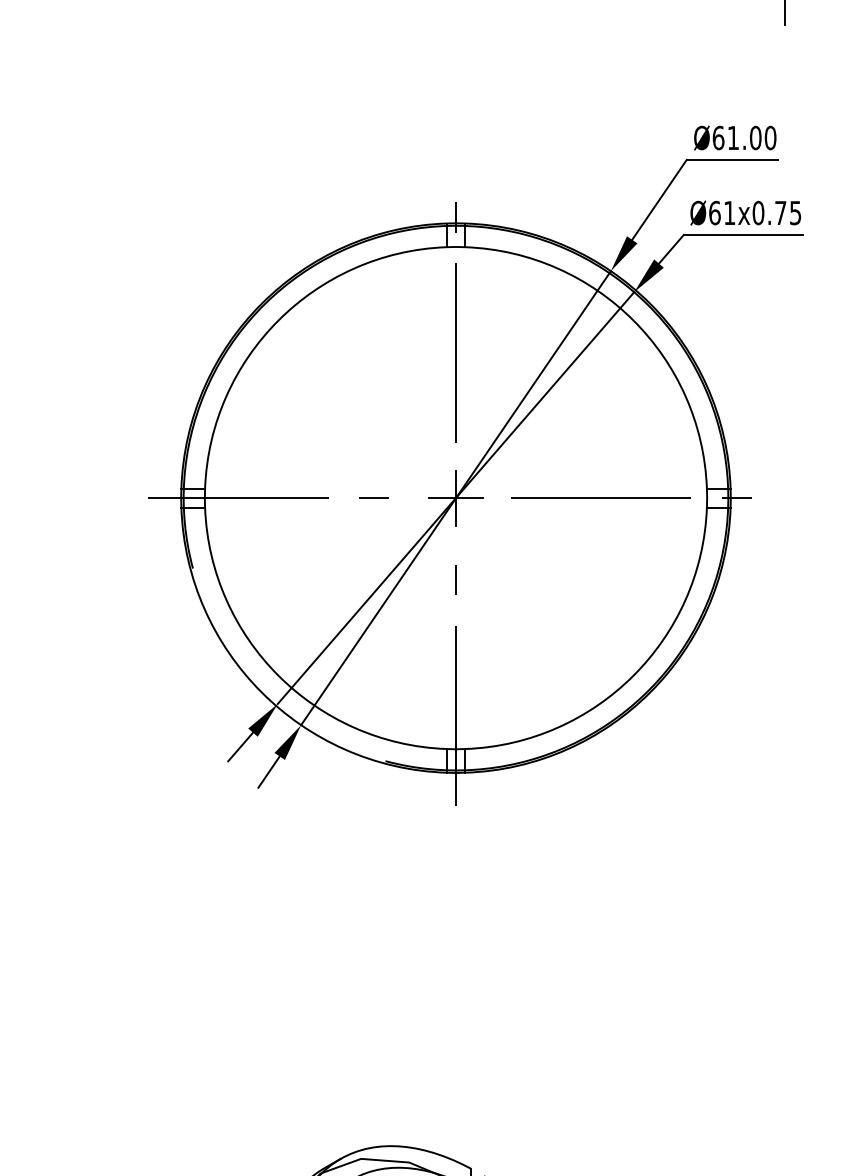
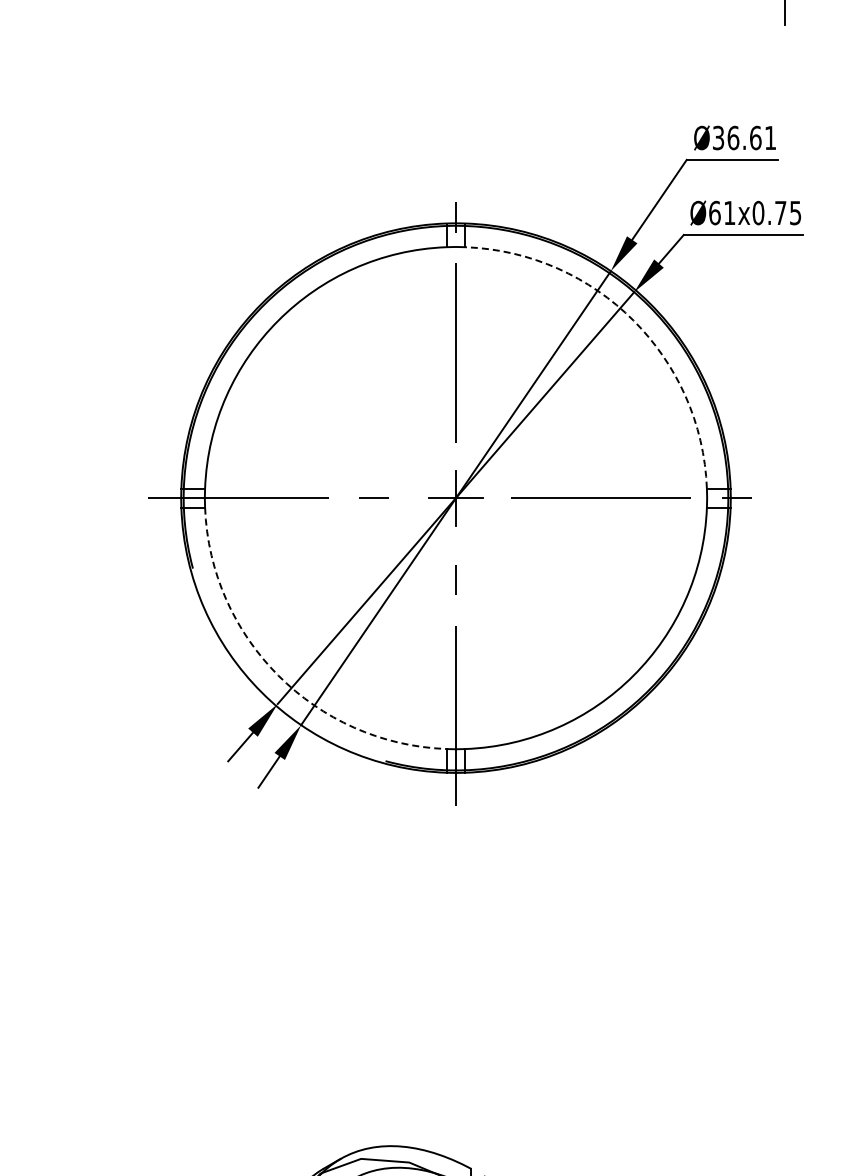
text: Ø61.00 -> Ø36.61 (744, 137)
arc: solid -> dashed (633, 320)
arc: solid -> dashed (278, 675)
